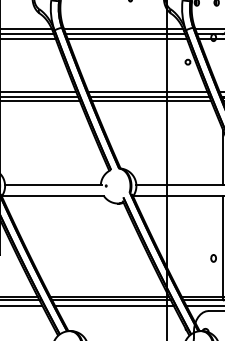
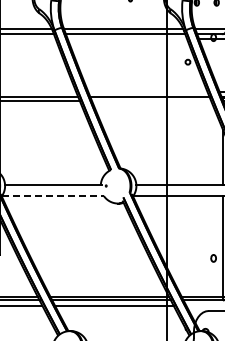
line: present -> none (28, 39)
line: present -> none (127, 39)
line: present -> none (39, 91)
line: present -> none (147, 91)
line: present -> none (151, 100)
line: solid -> dashed (53, 196)
line: present -> none (203, 305)
